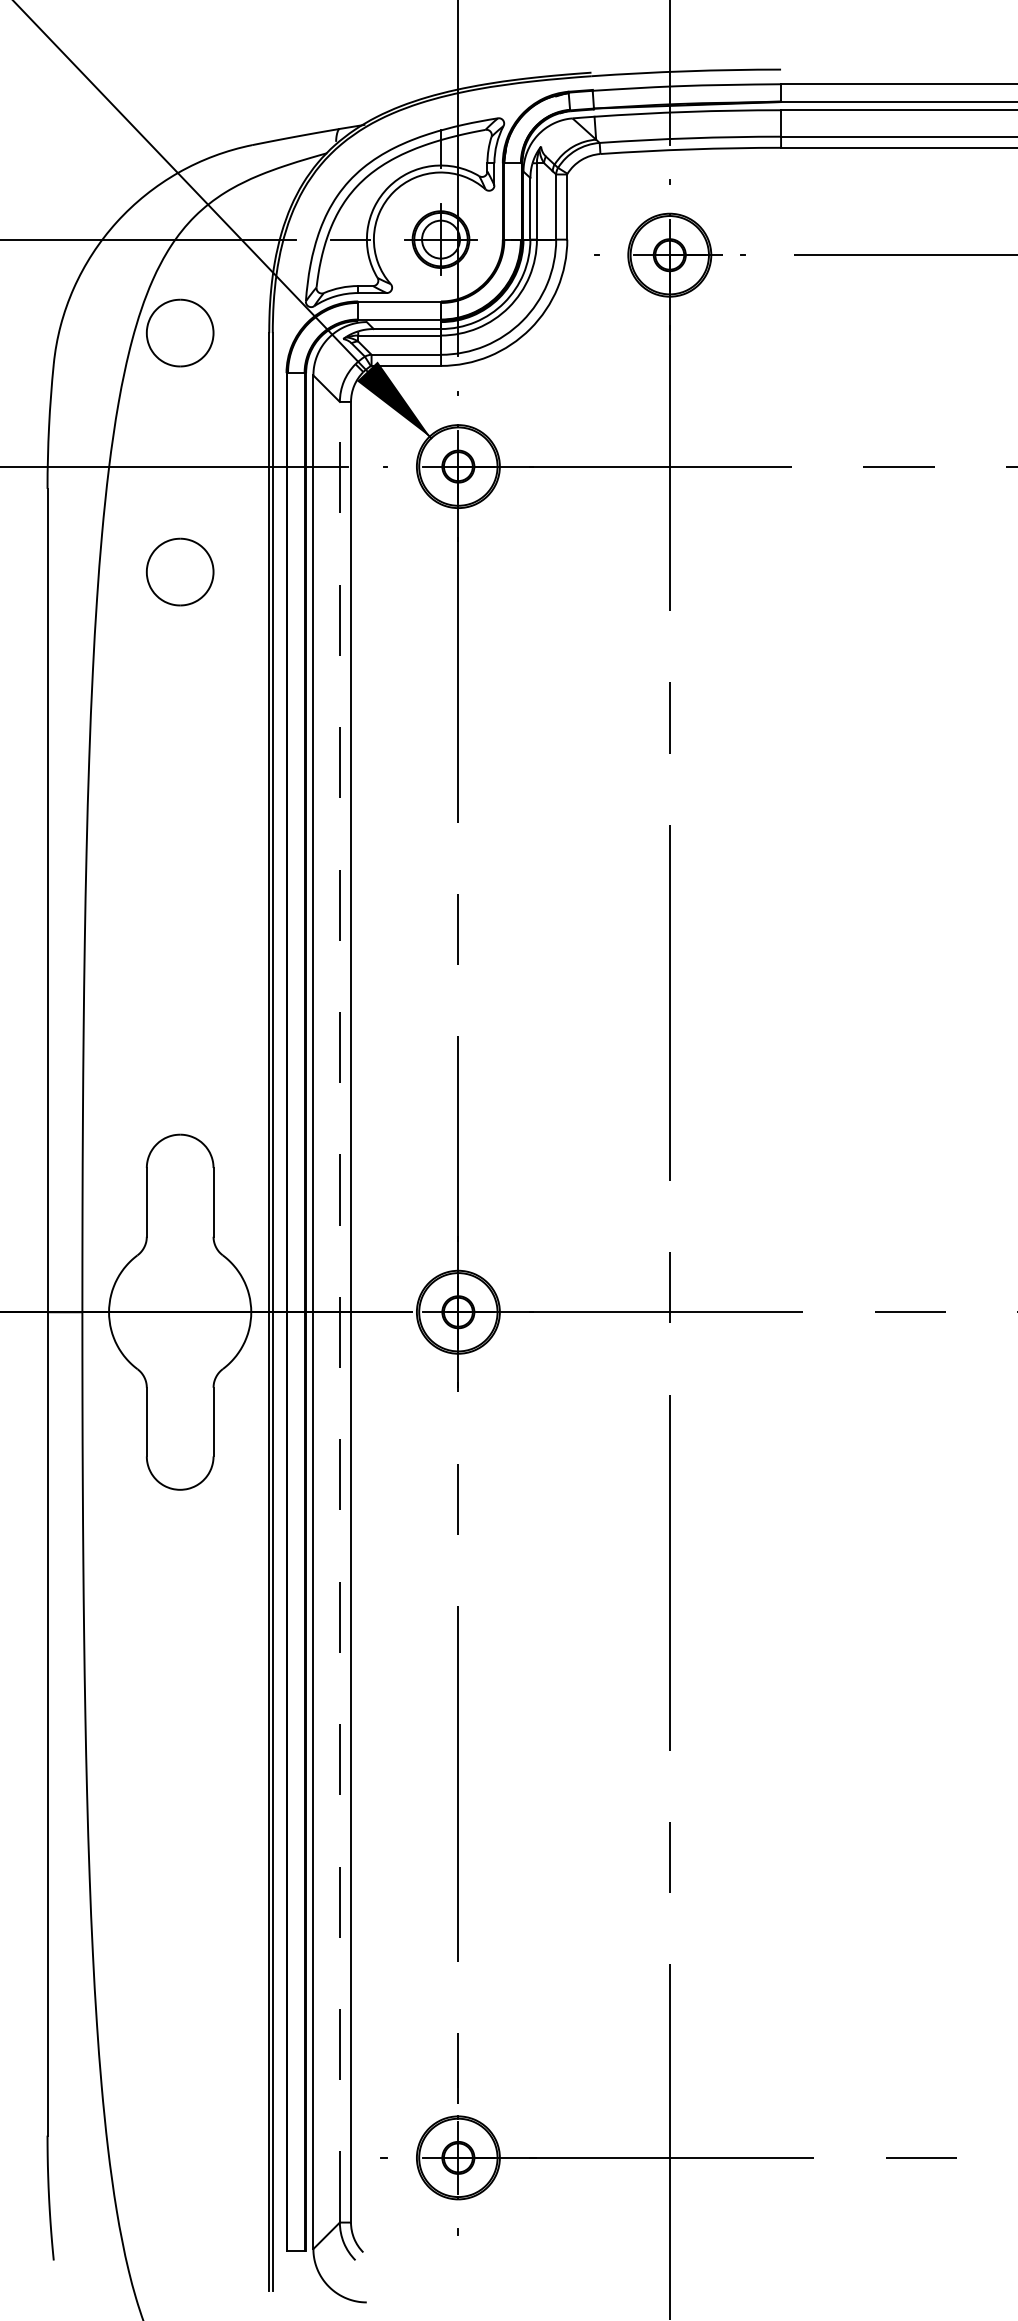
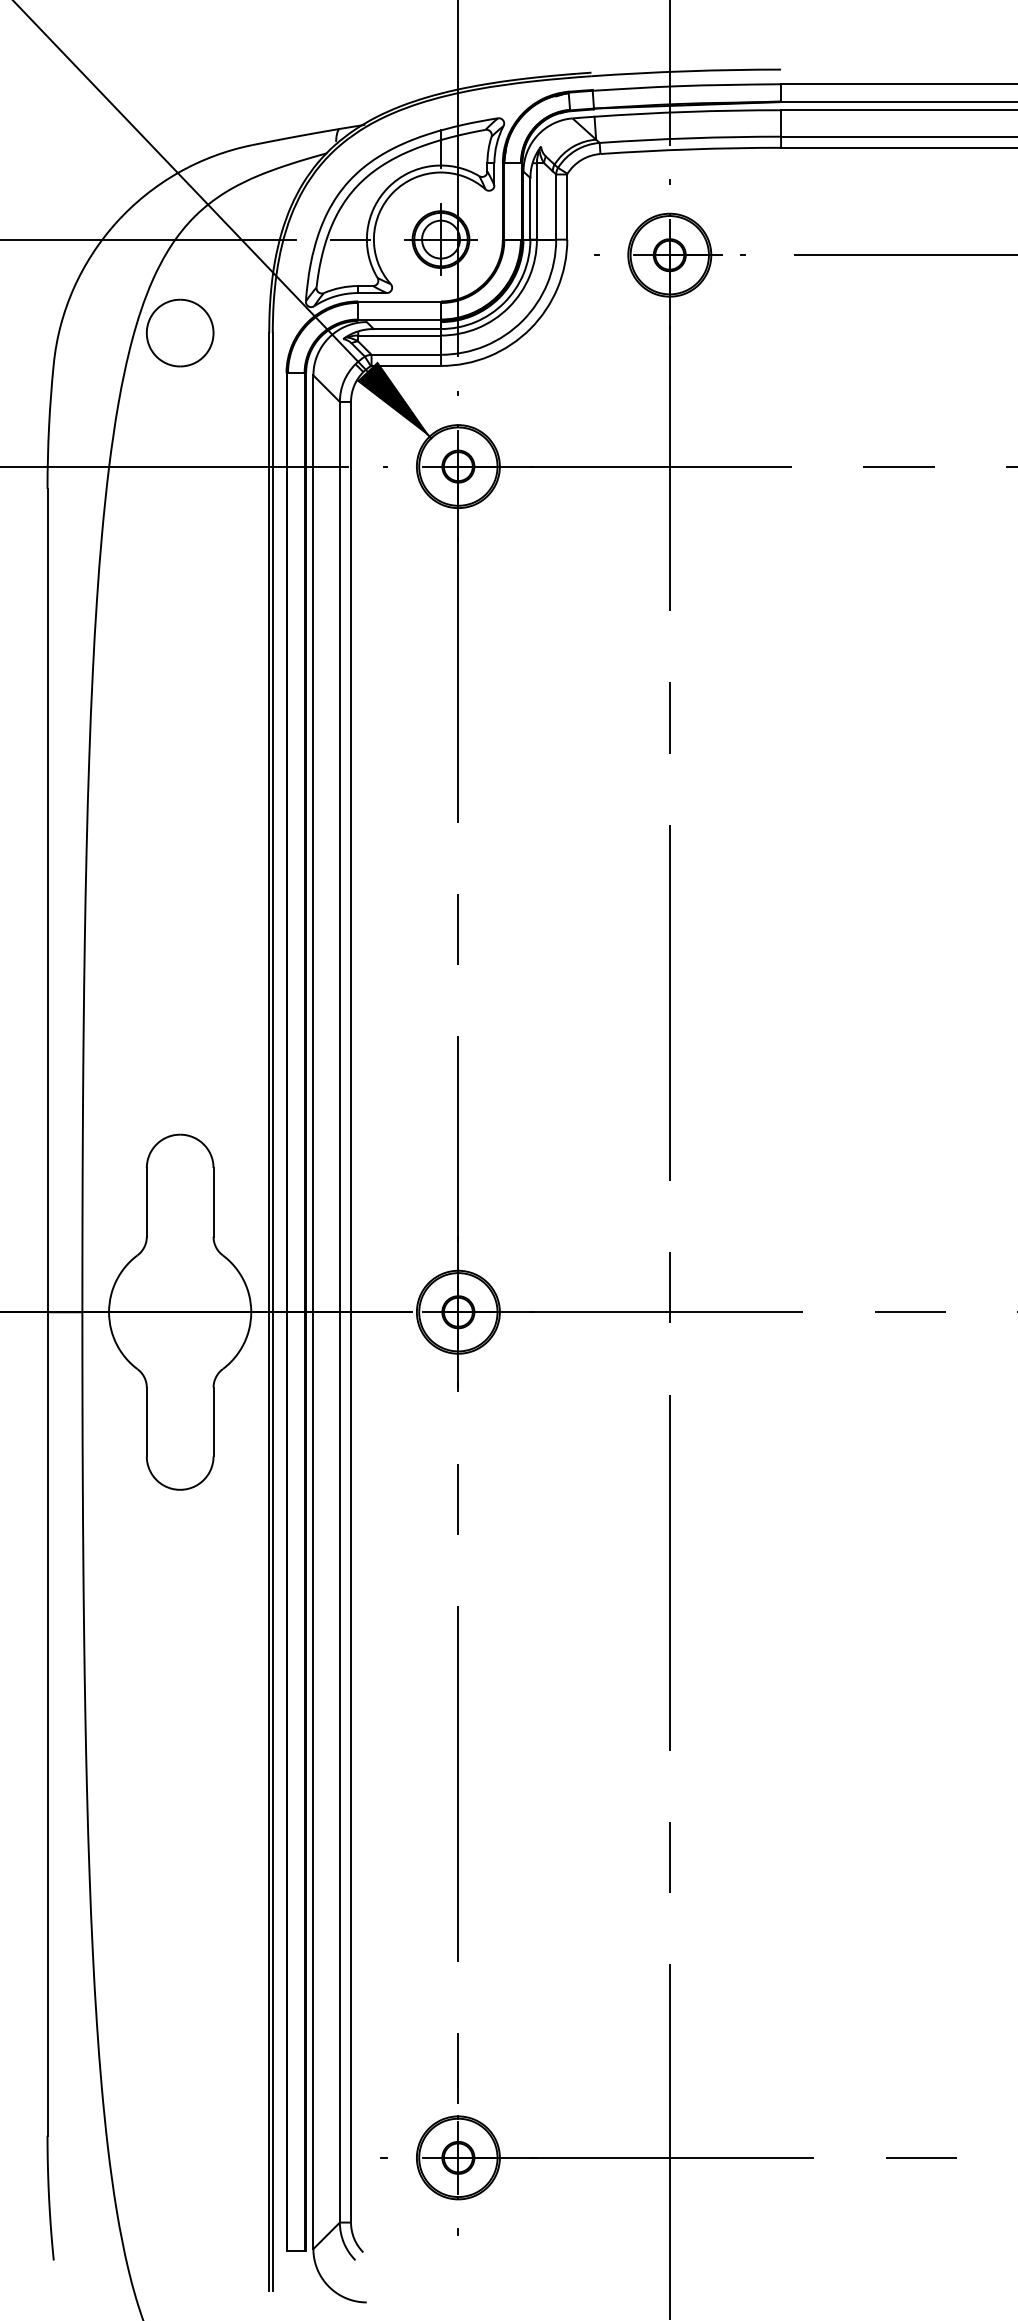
part: present -> none (179, 571)
line: dashed -> solid (339, 1311)
